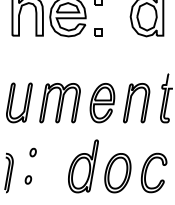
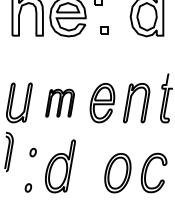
part position: (98, 32) -> (104, 30) (104, 30)
part size: 42x41 px -> 30x30 px (59, 102)
part position: (83, 166) -> (60, 166) (60, 166)
part position: (8, 172) -> (8, 151) (8, 151)
part position: (28, 179) -> (28, 187) (28, 187)
